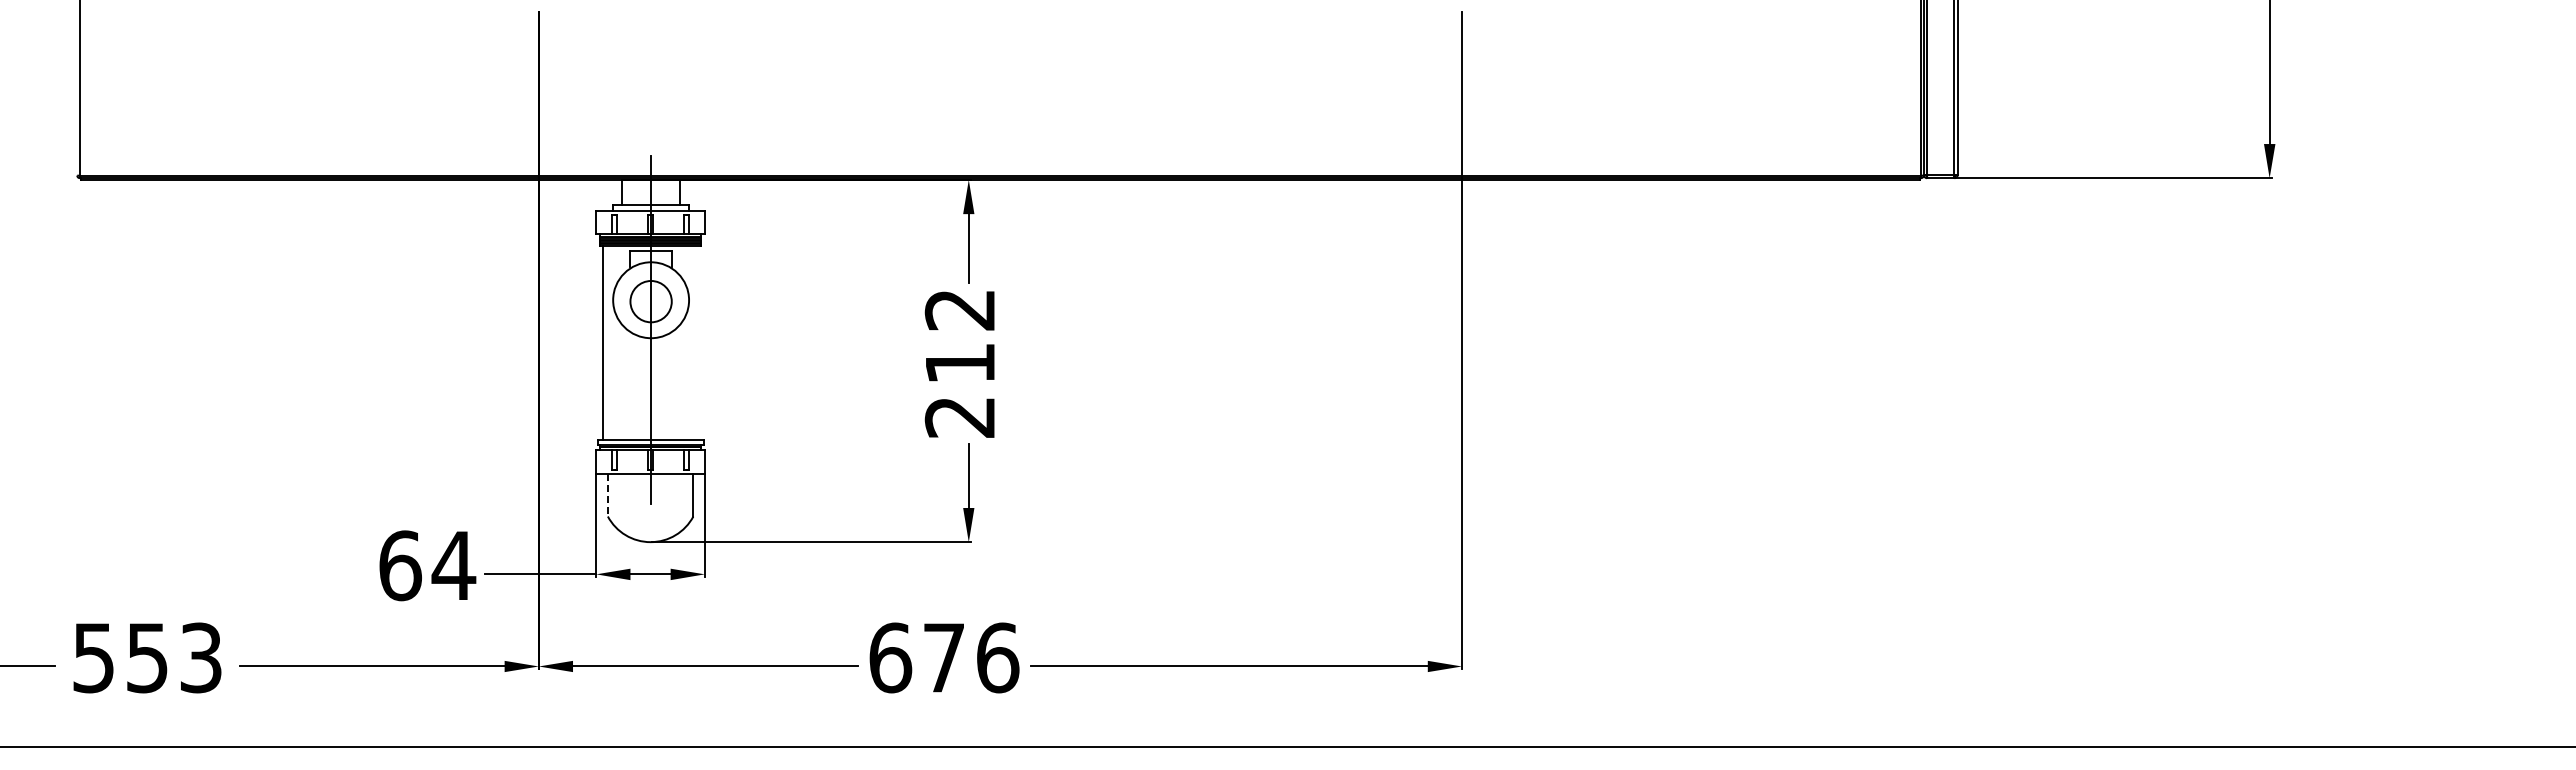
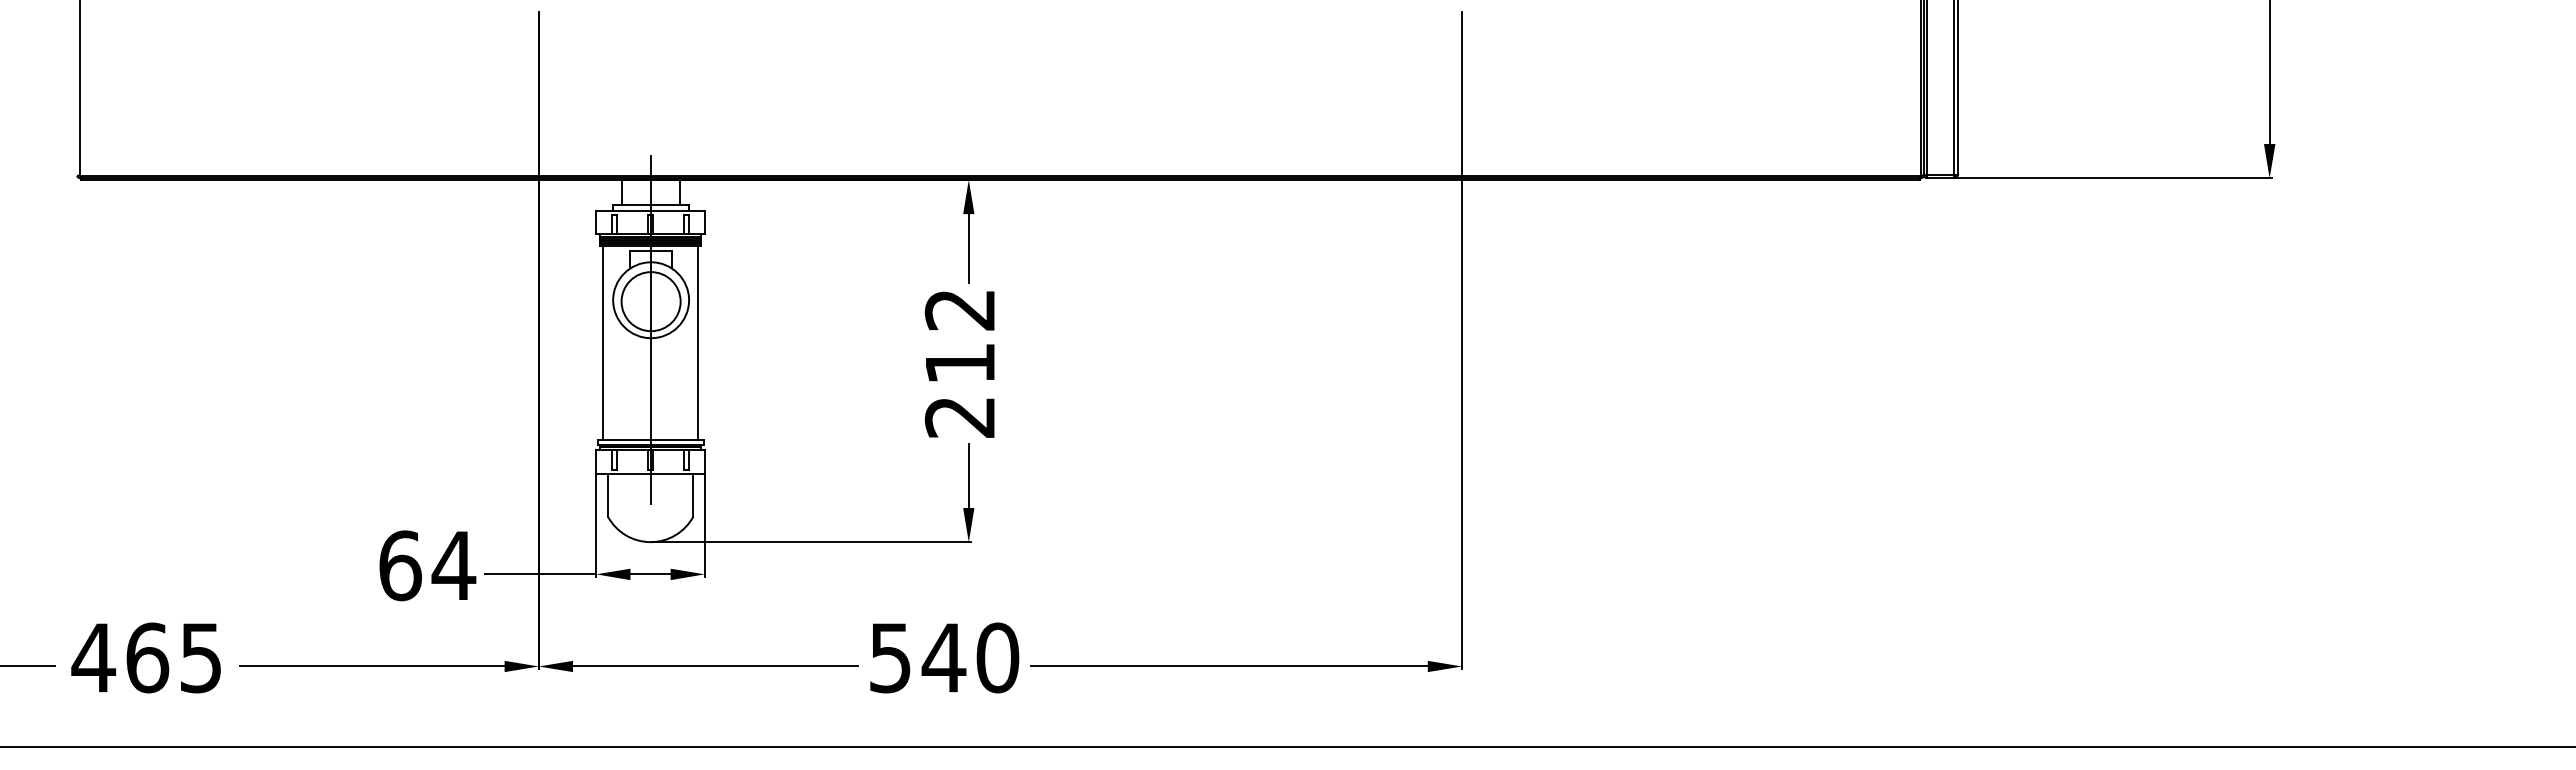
circle diameter: 41 px -> 59 px (650, 301)
line: none -> present (698, 342)
line: dashed -> solid (607, 495)
text: 553 -> 465 (146, 657)
text: 676 -> 540 (944, 657)
